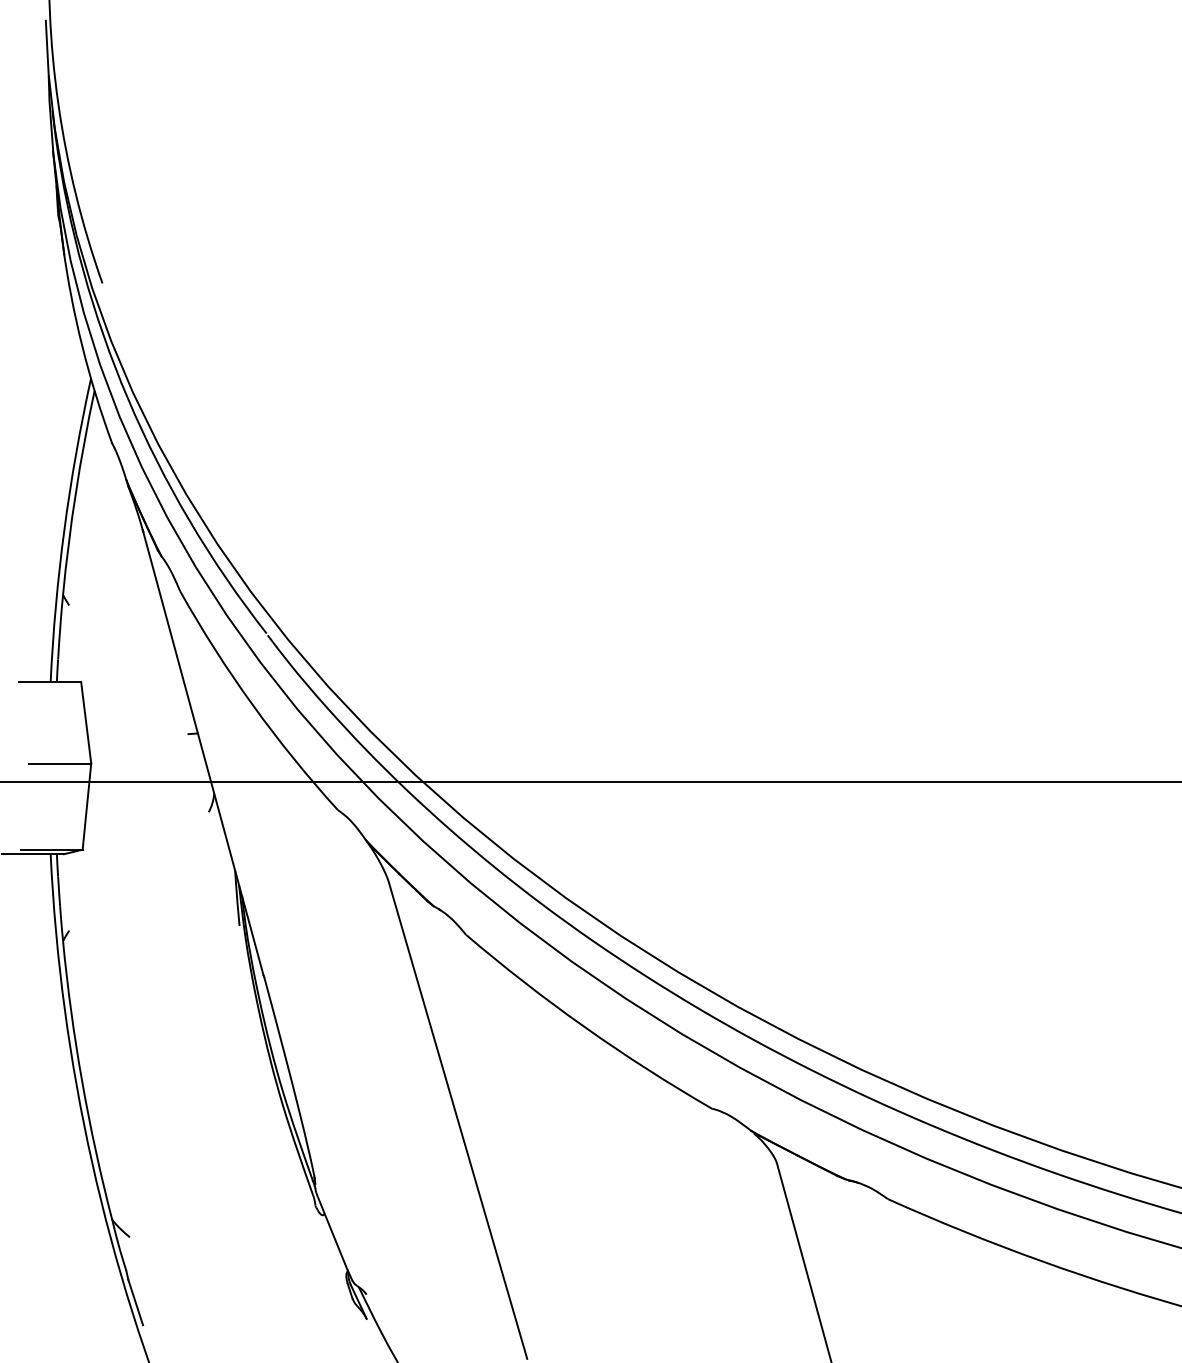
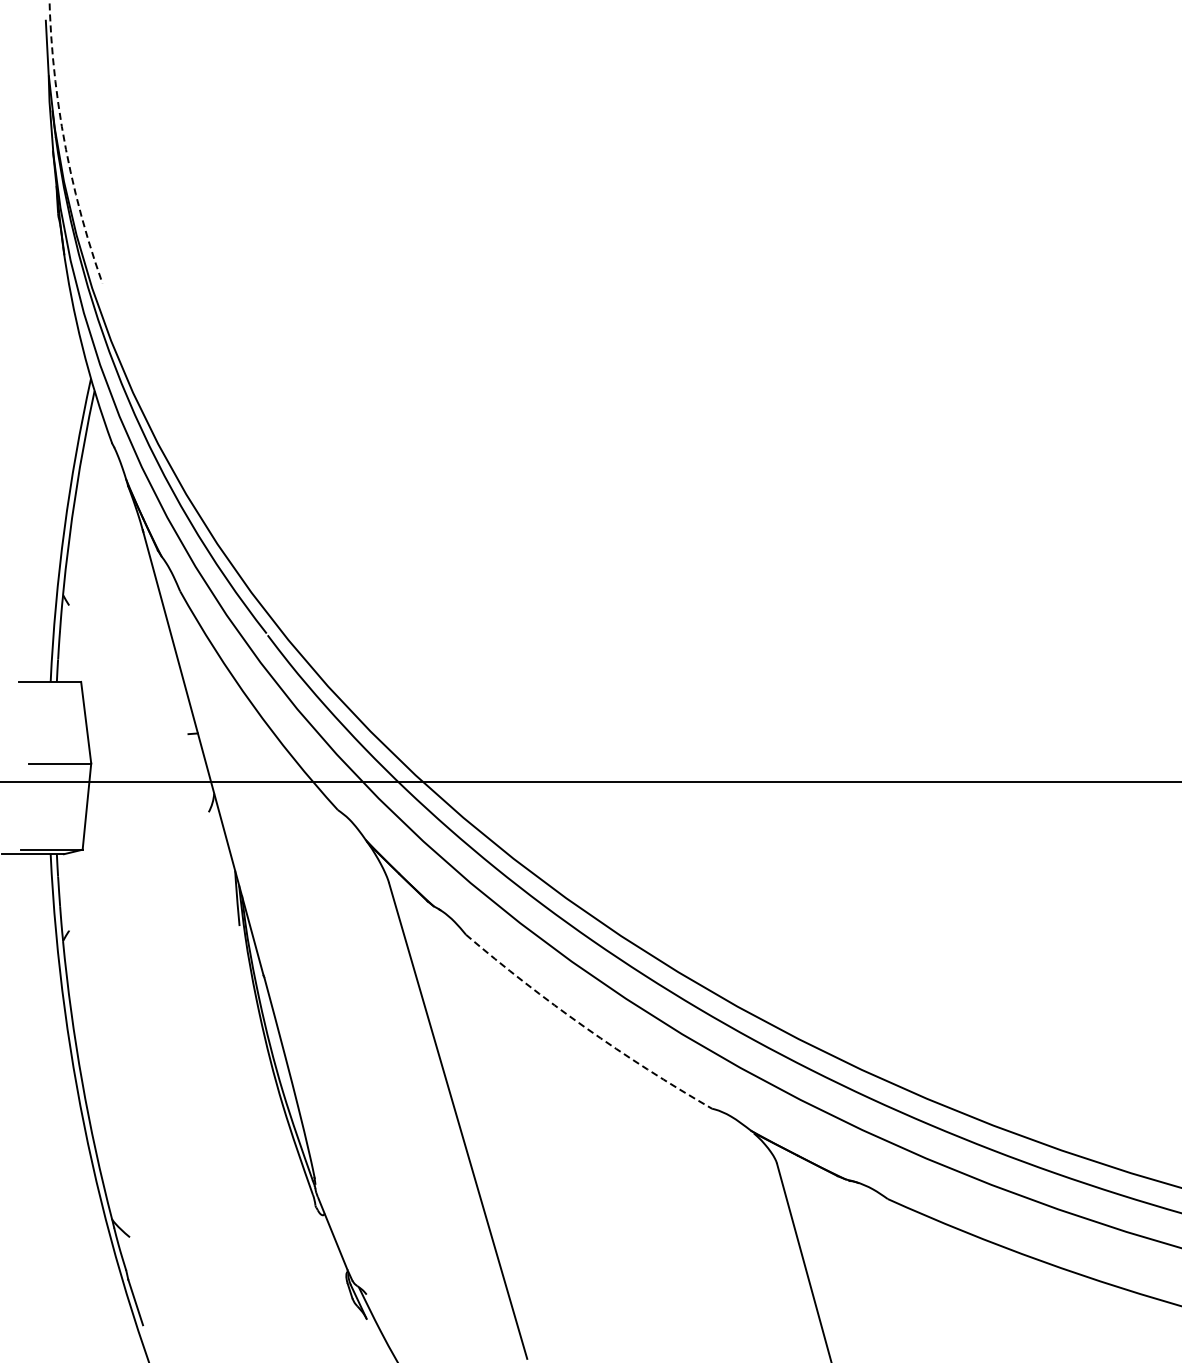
arc: solid -> dashed (65, 145)
arc: solid -> dashed (585, 1027)
